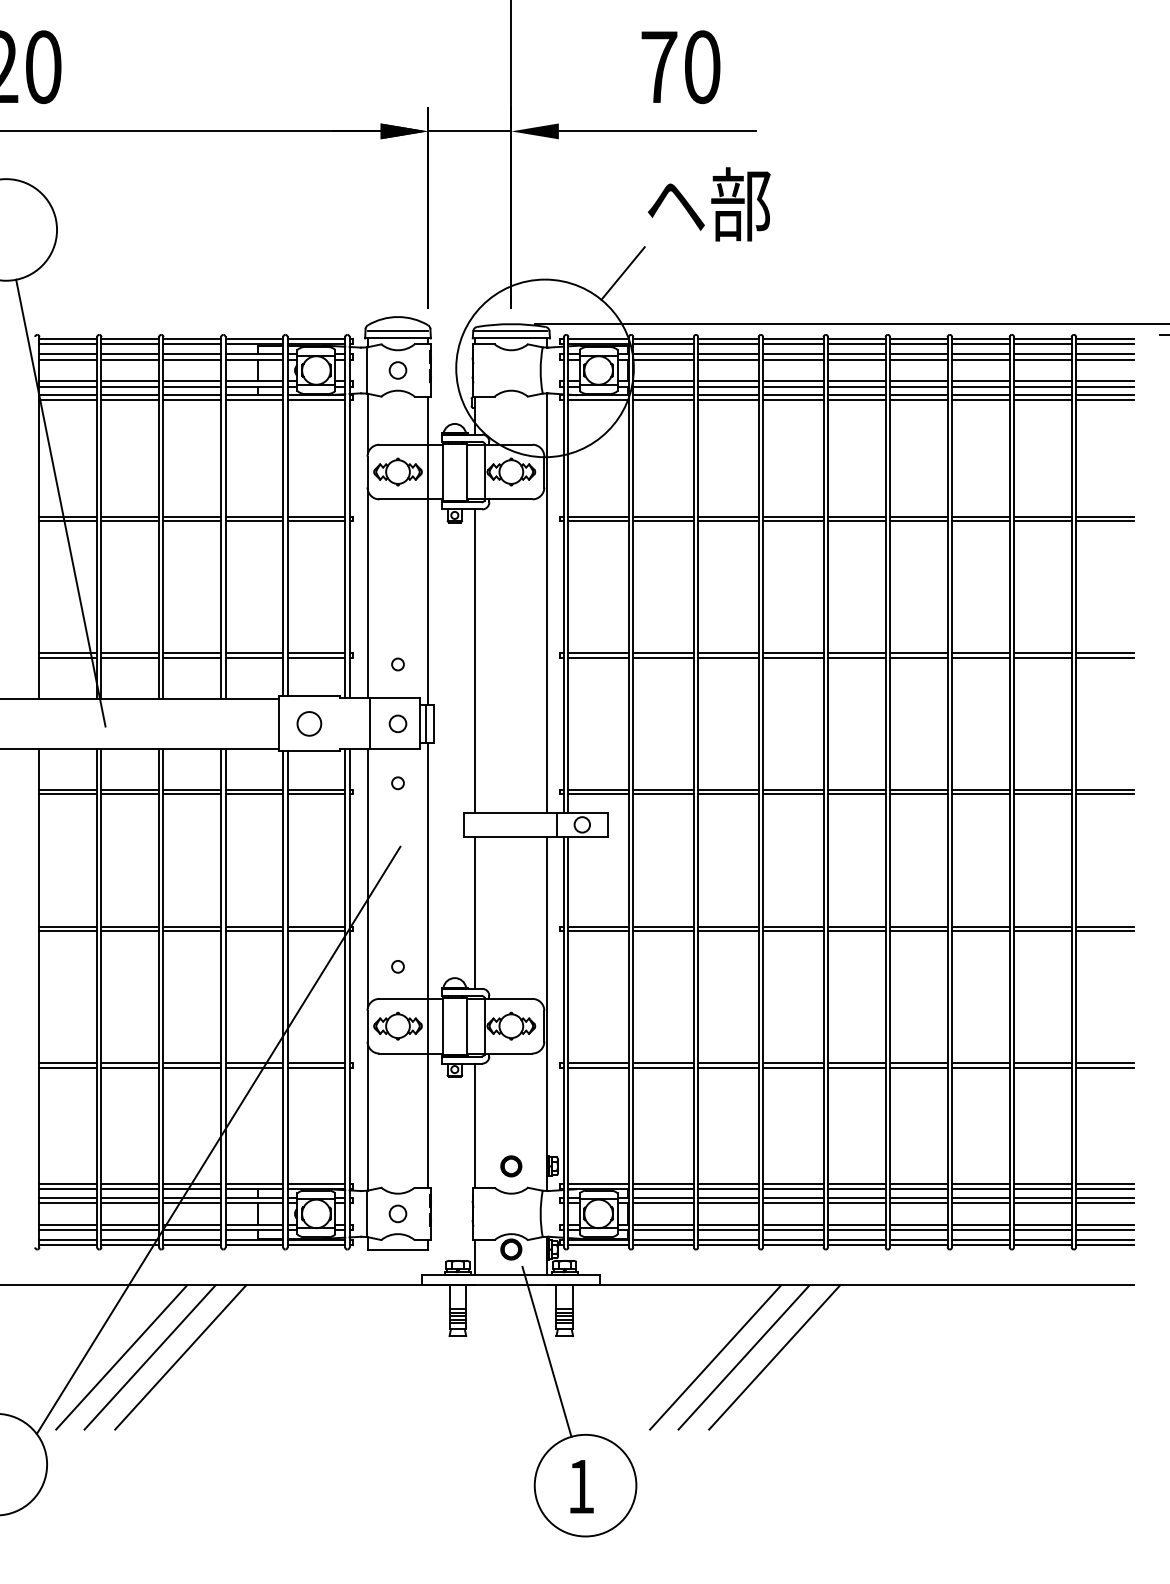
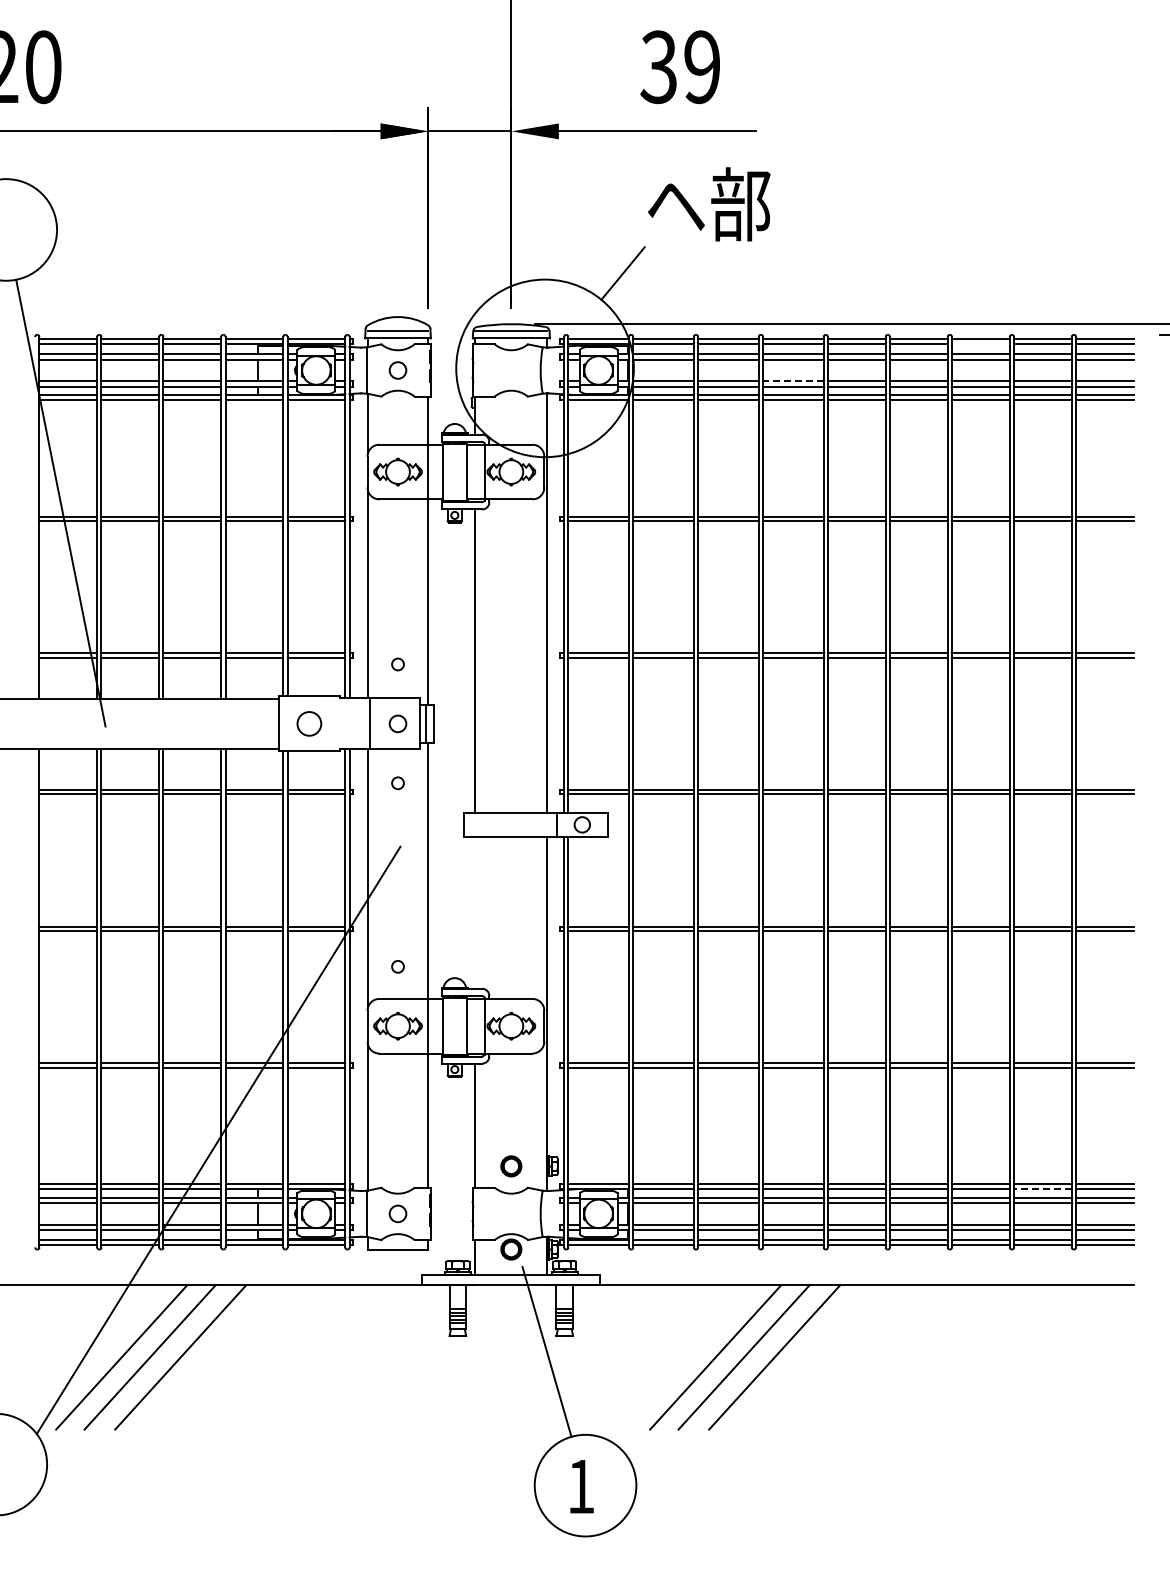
text: 70 -> 39 (680, 67)
line: present -> none (980, 344)
line: solid -> dashed (792, 381)
line: present -> none (475, 912)
line: solid -> dashed (1042, 1189)
